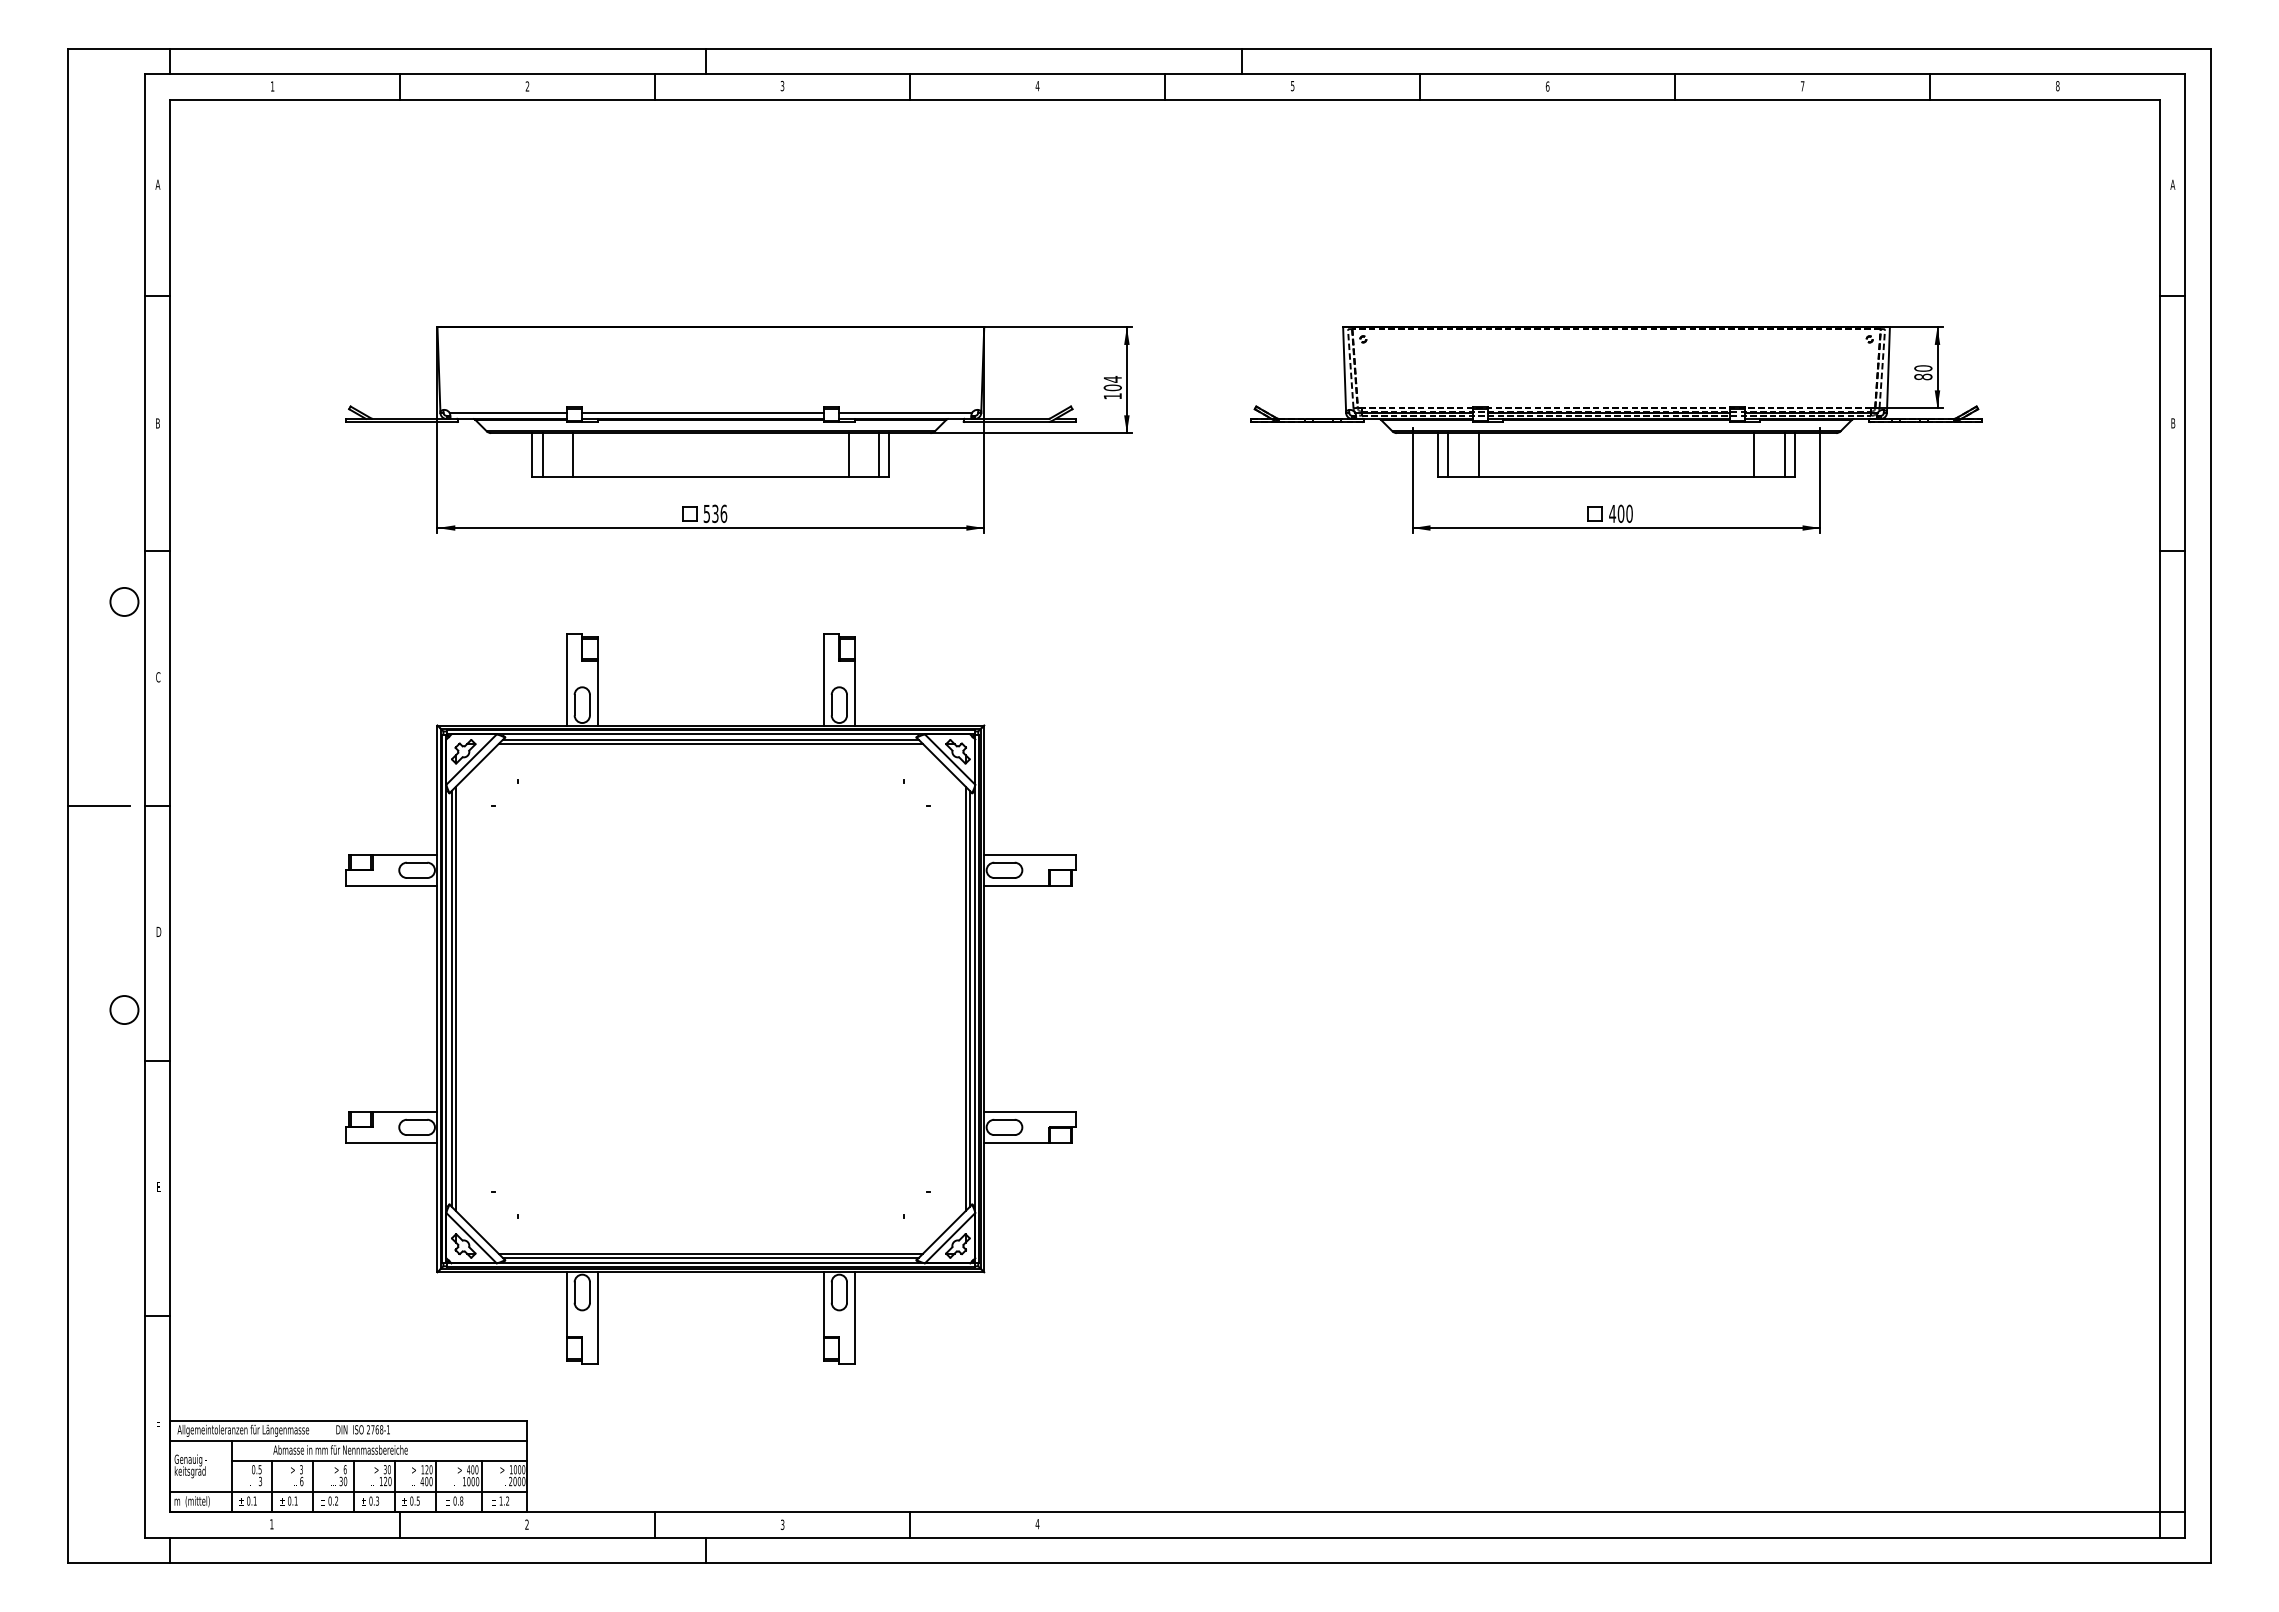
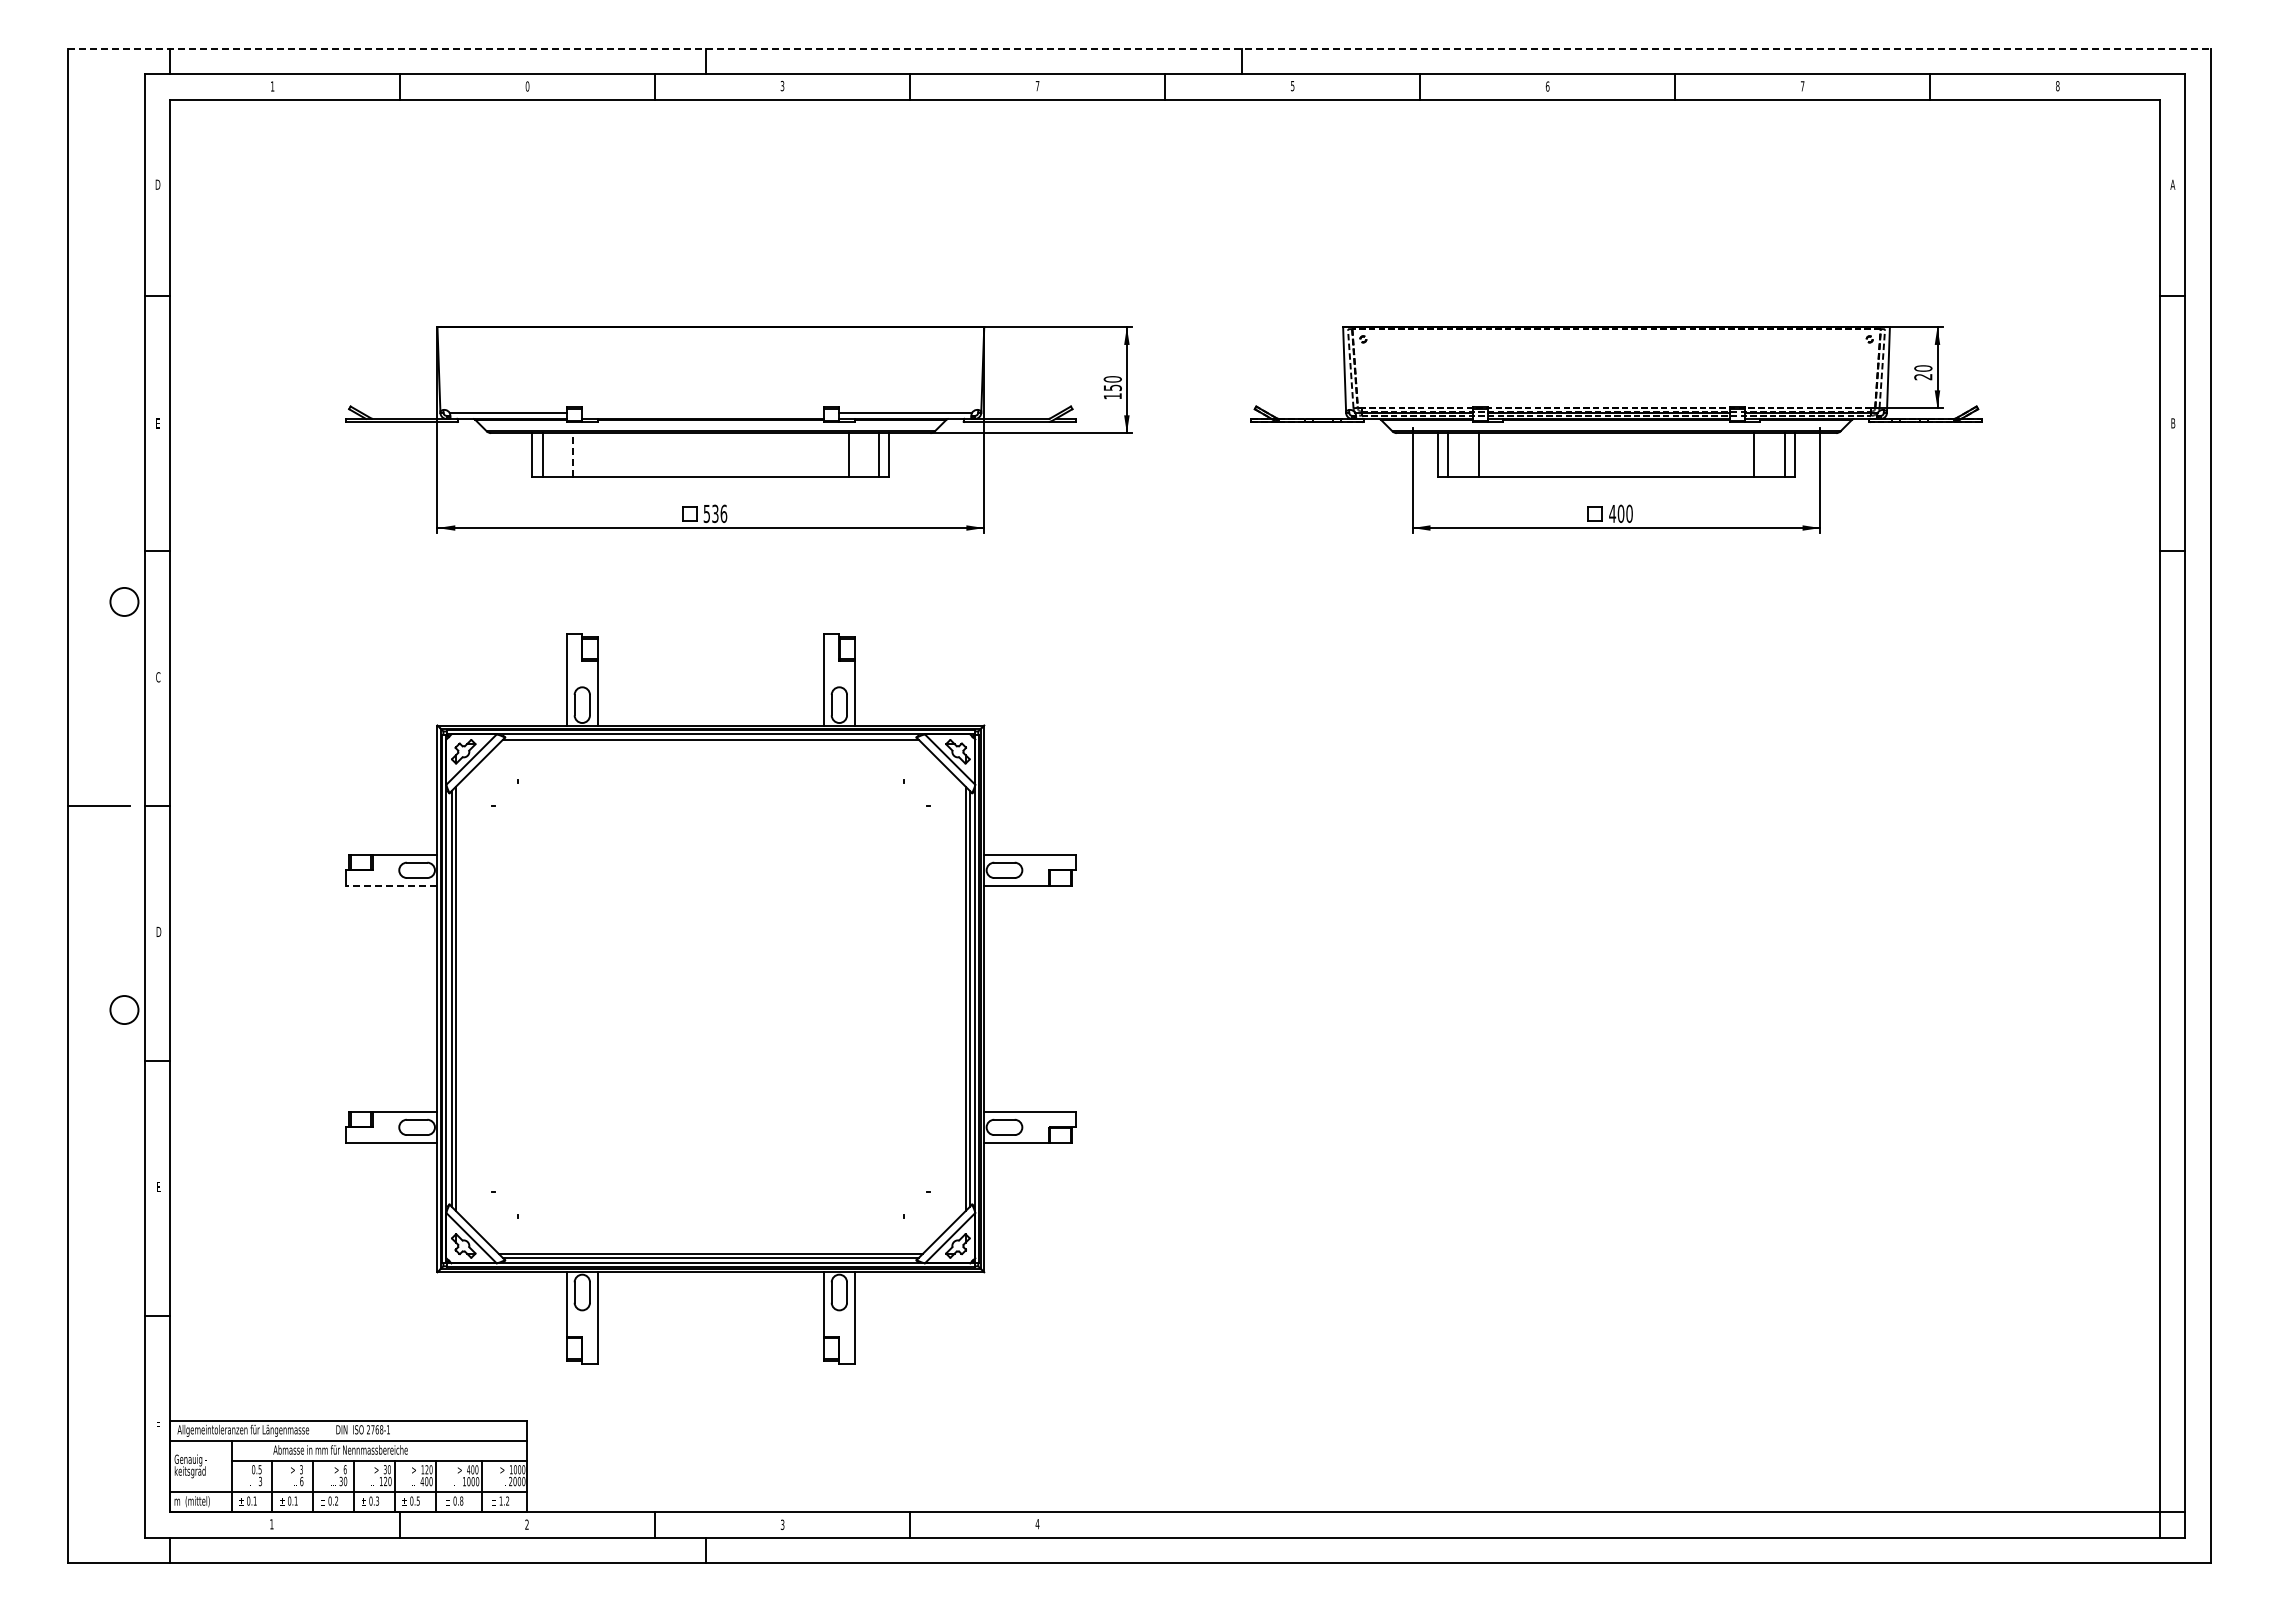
line: solid -> dashed (1139, 48)
text: 2 -> 0 (527, 86)
text: 4 -> 7 (1037, 86)
text: A -> D (157, 184)
text: 80 -> 20 (1923, 376)
text: 104 -> 150 (1112, 383)
line: present -> none (703, 412)
text: B -> E (157, 423)
line: solid -> dashed (573, 455)
line: present -> none (710, 744)
line: solid -> dashed (391, 885)
